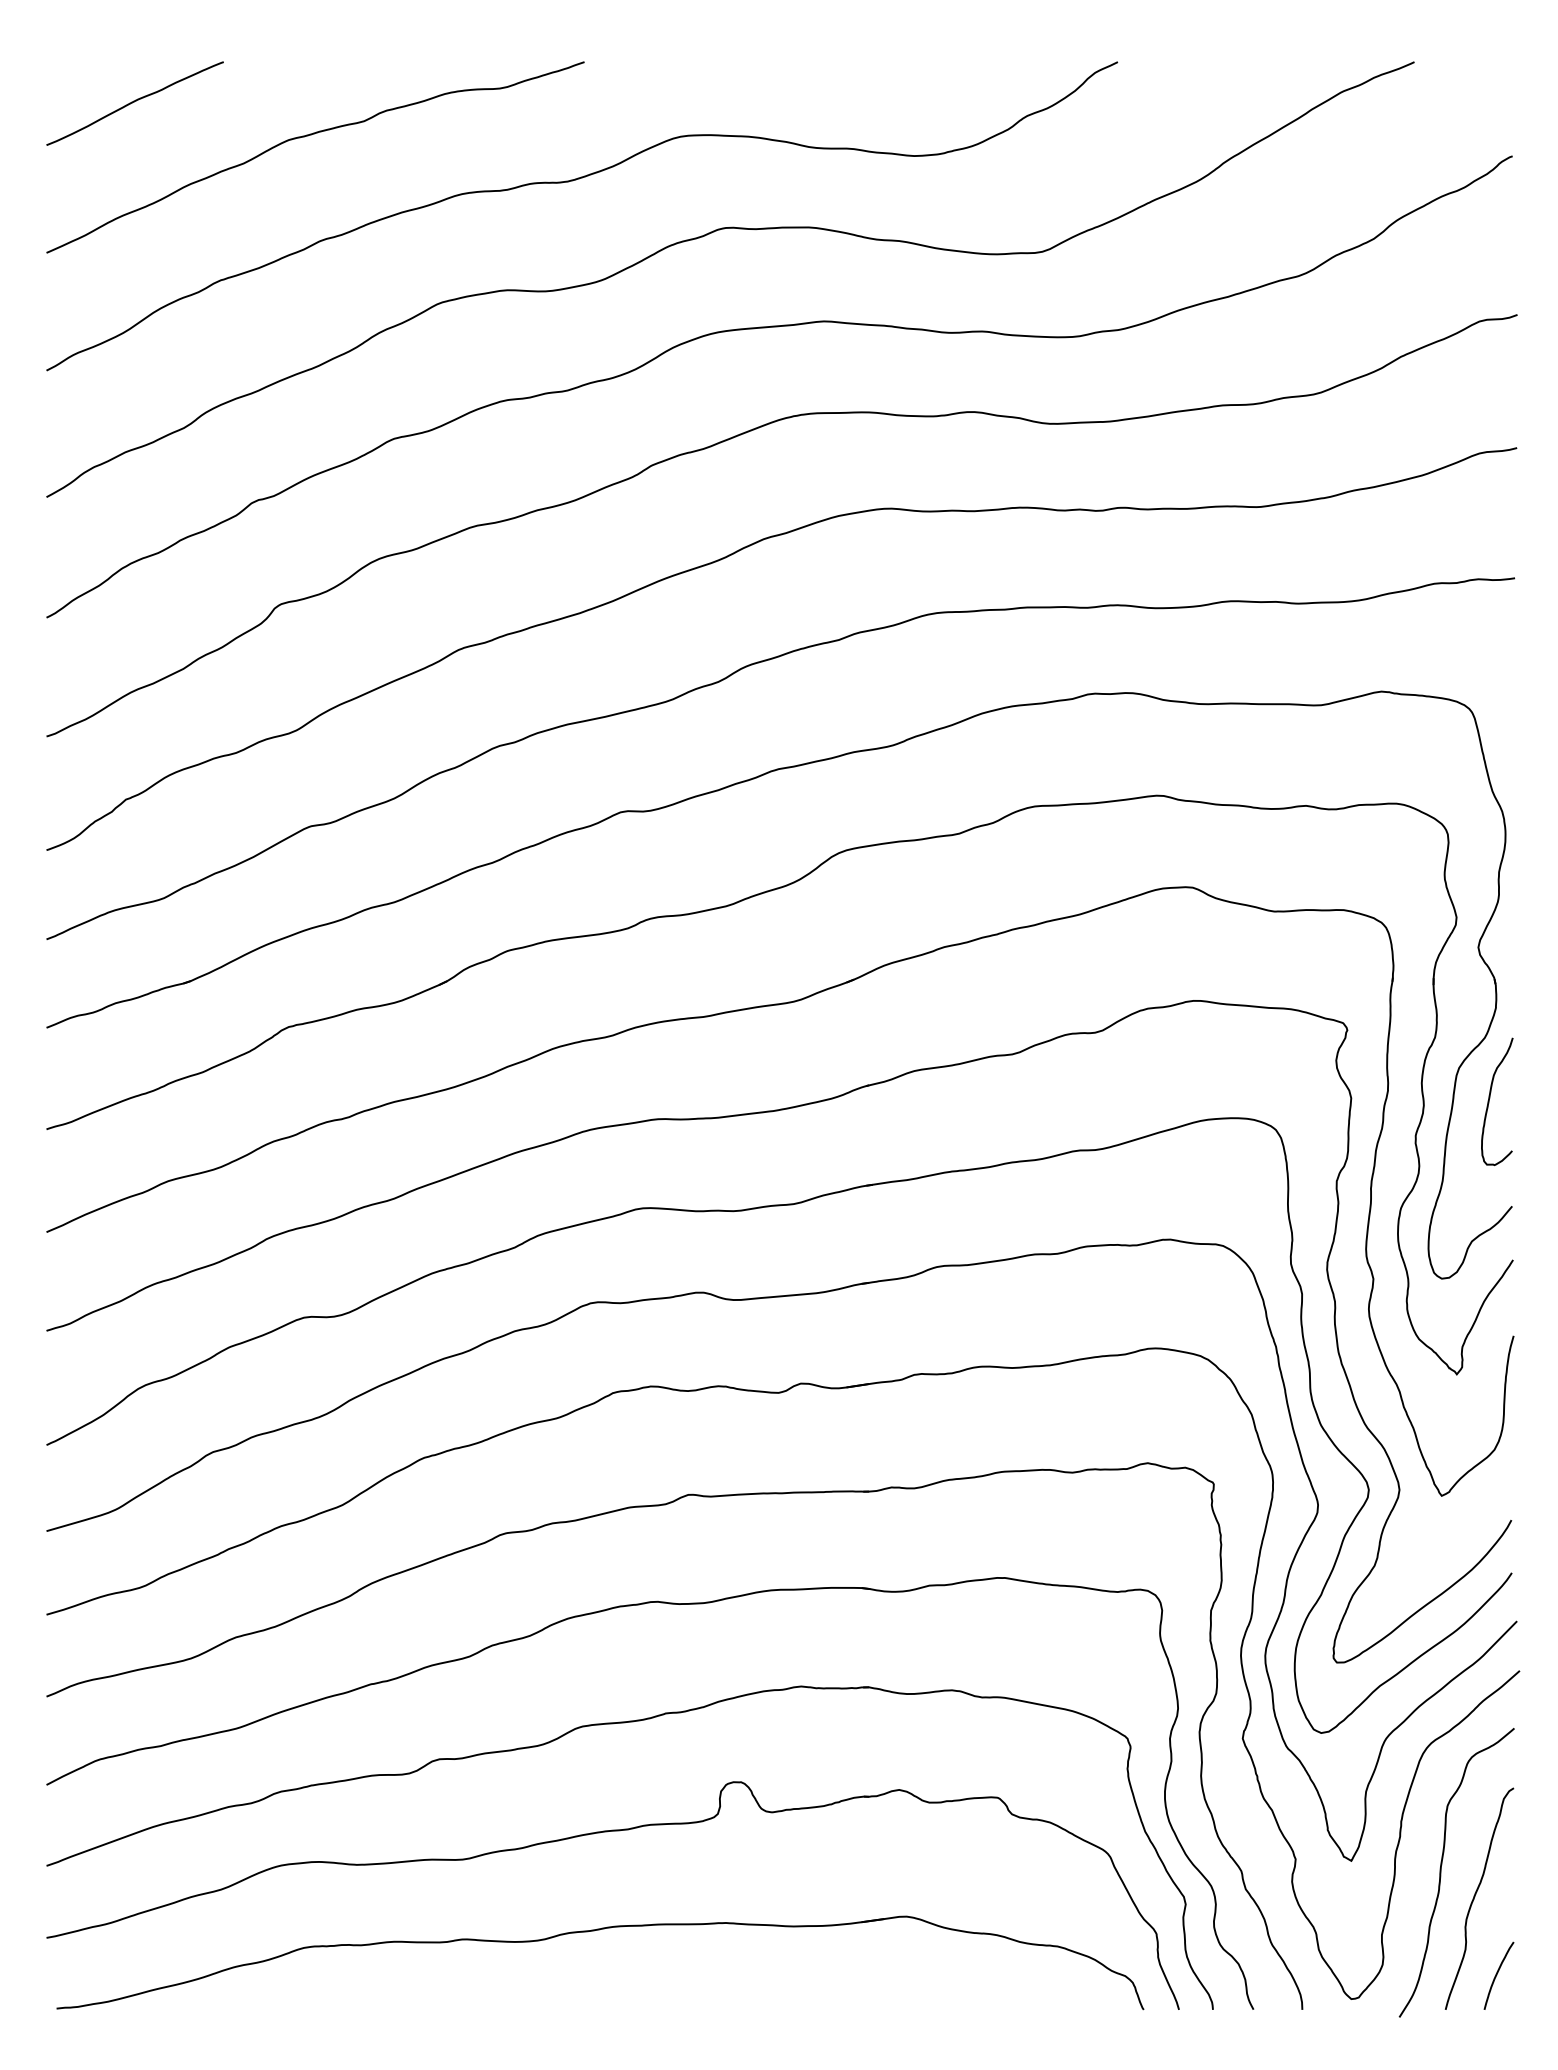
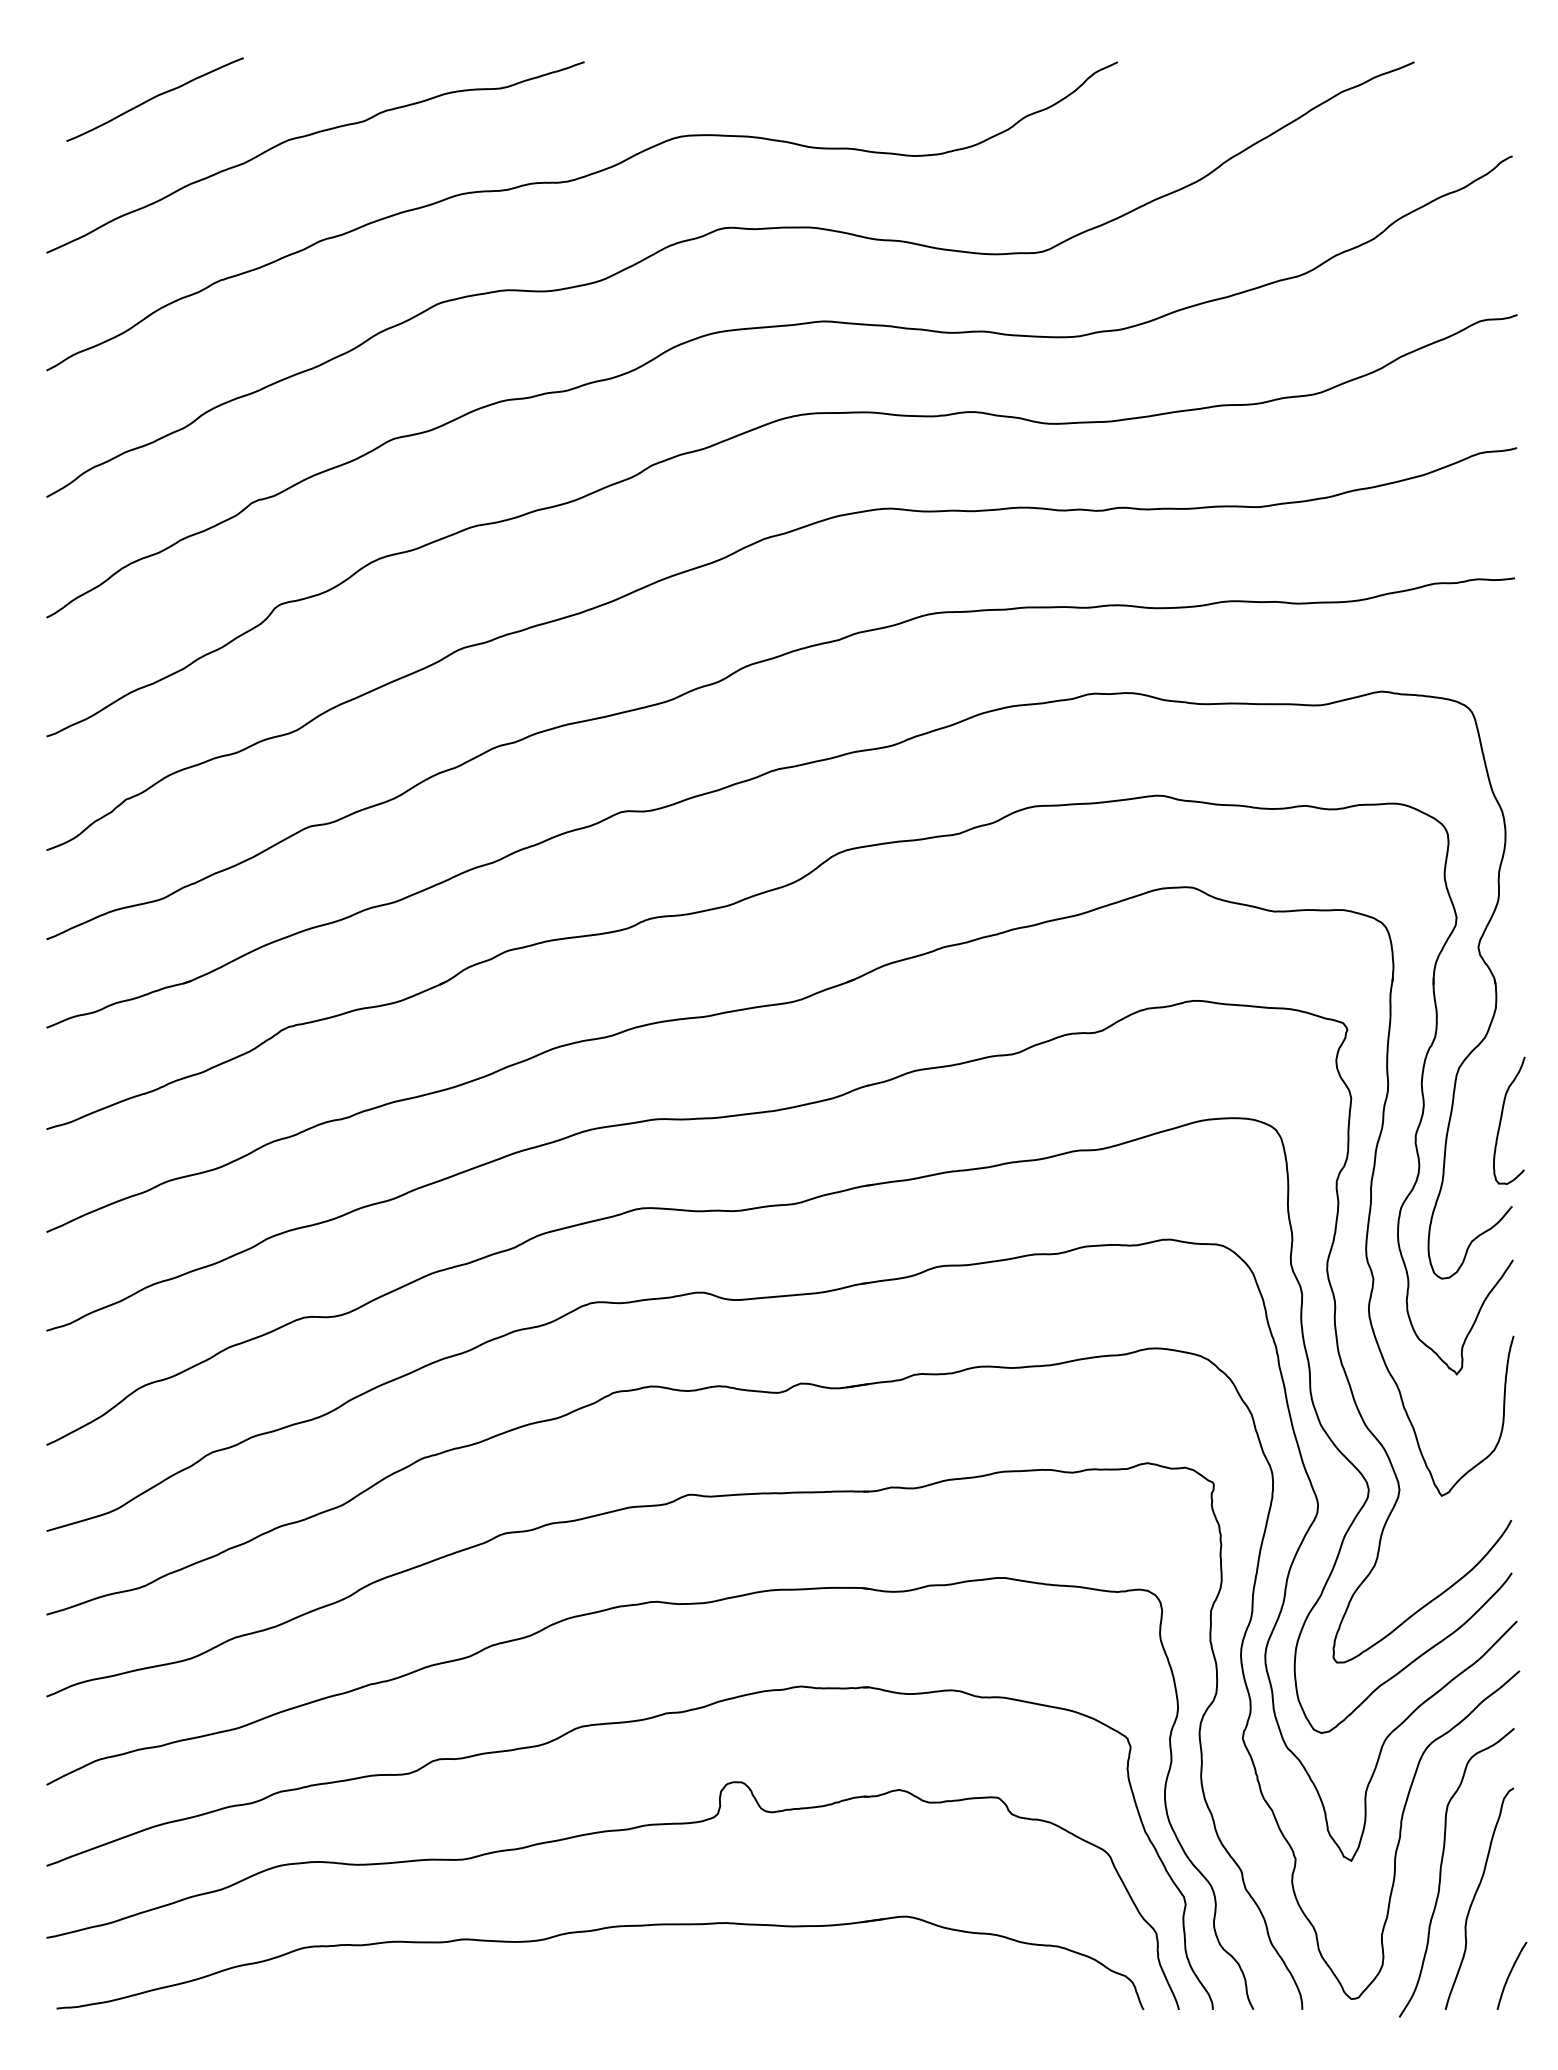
curve position: (134, 102) -> (154, 98) (154, 98)
curve position: (1490, 1098) -> (1502, 1117) (1502, 1117)
curve position: (1497, 1975) -> (1510, 1975) (1510, 1975)
